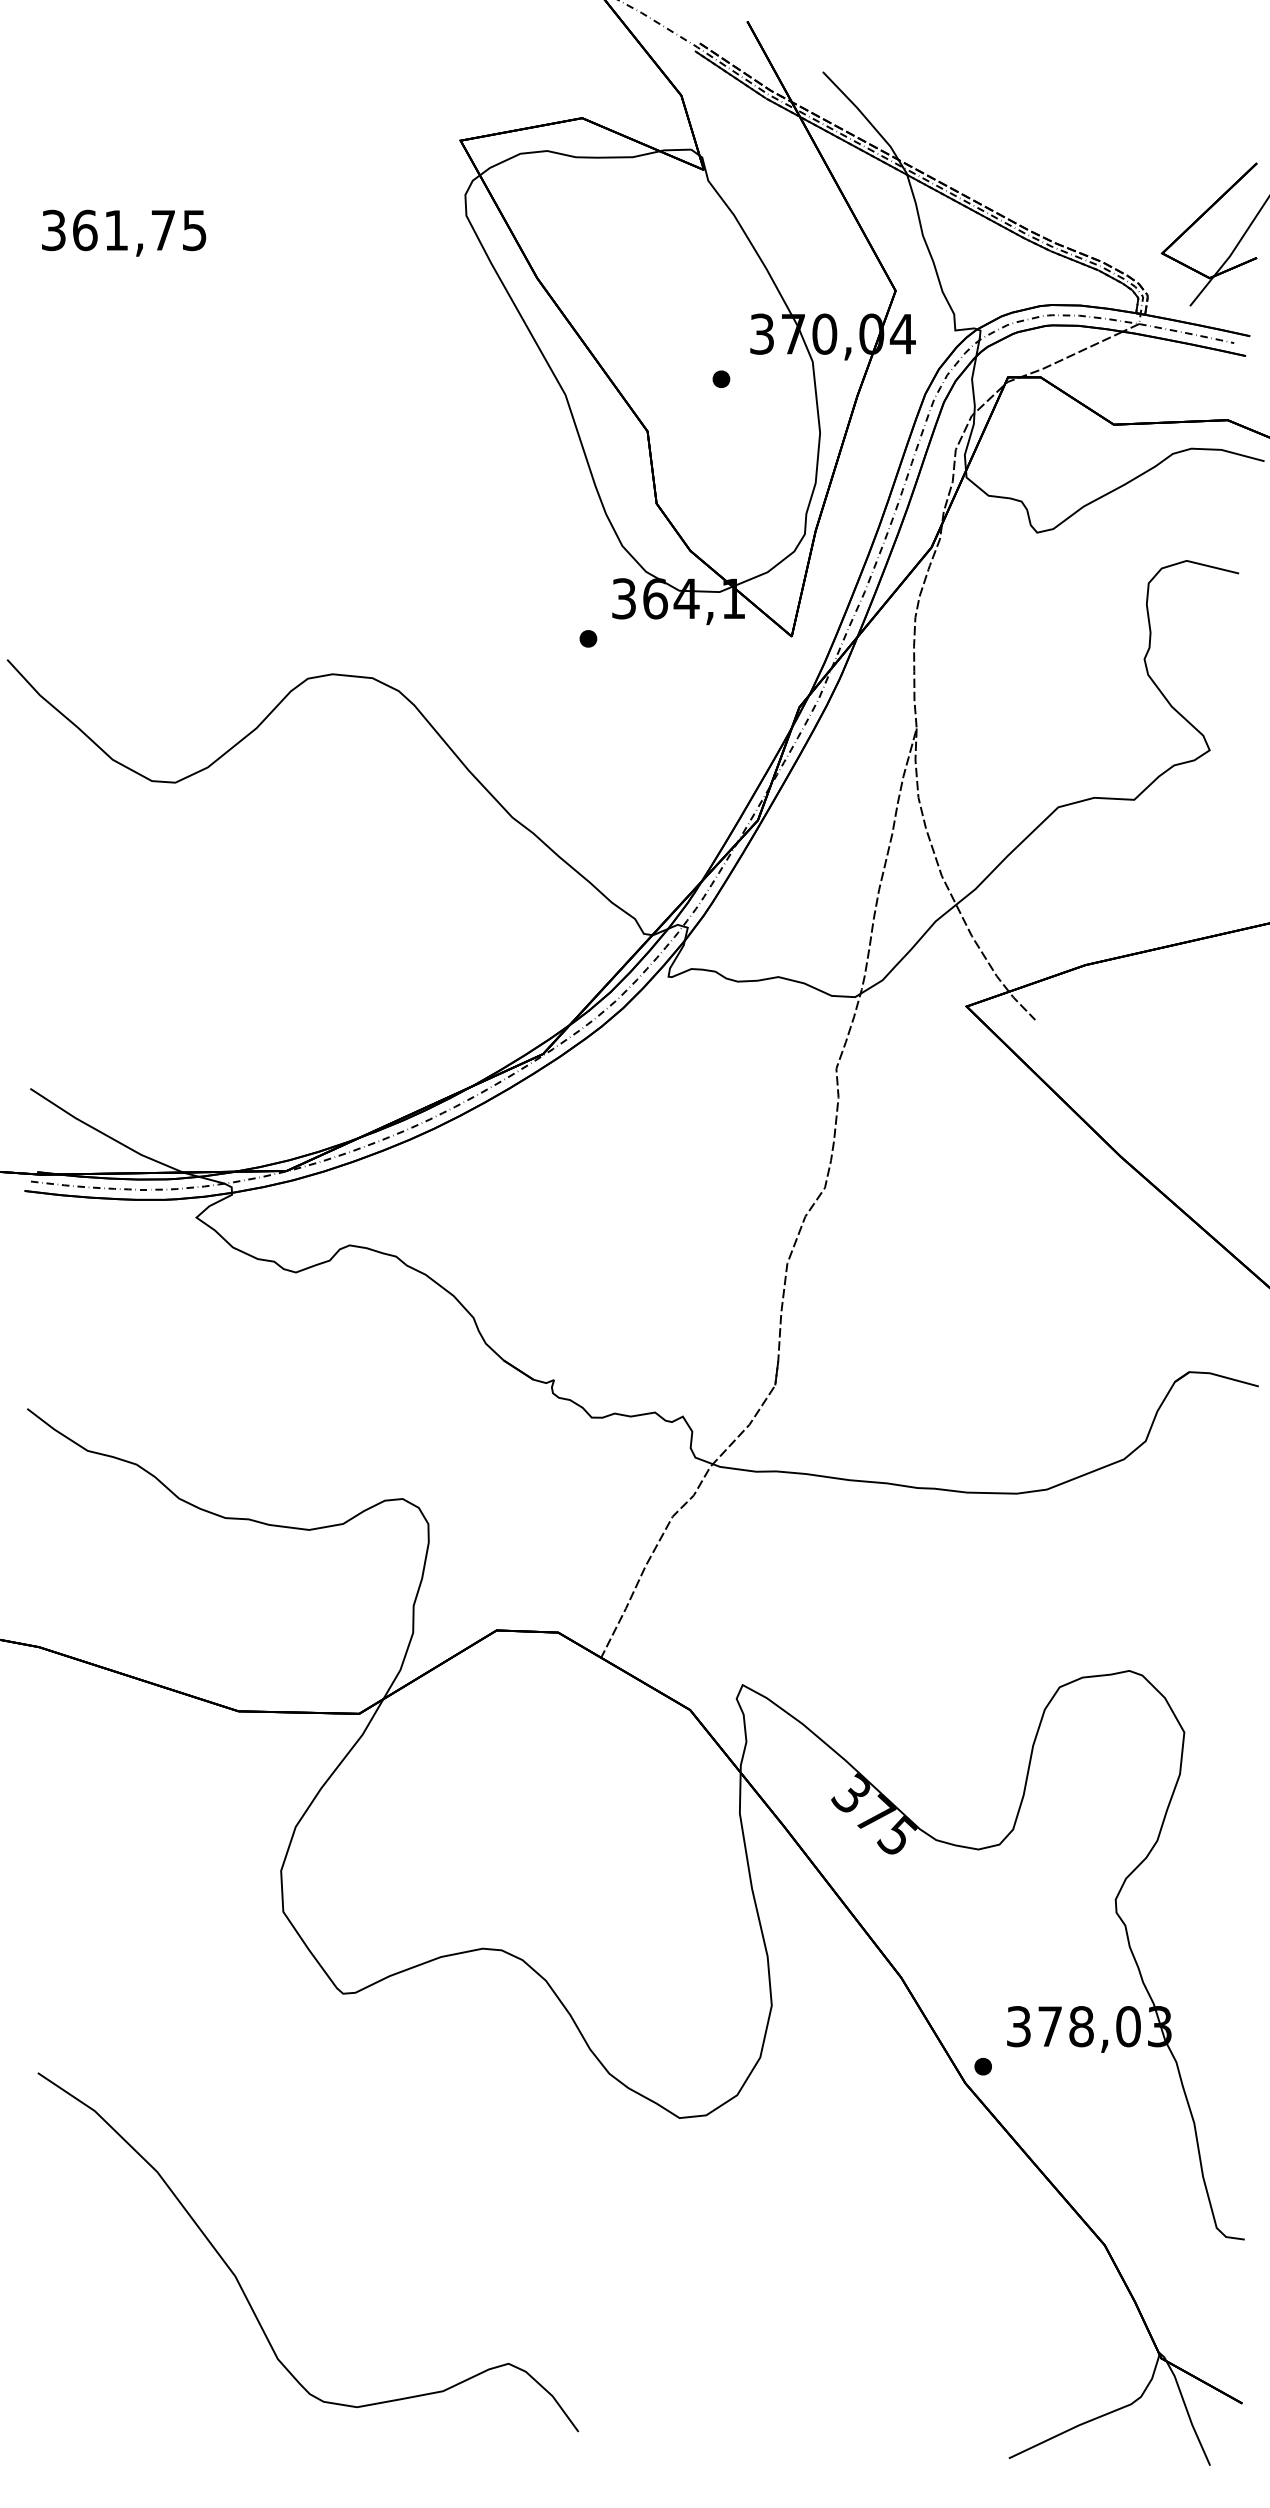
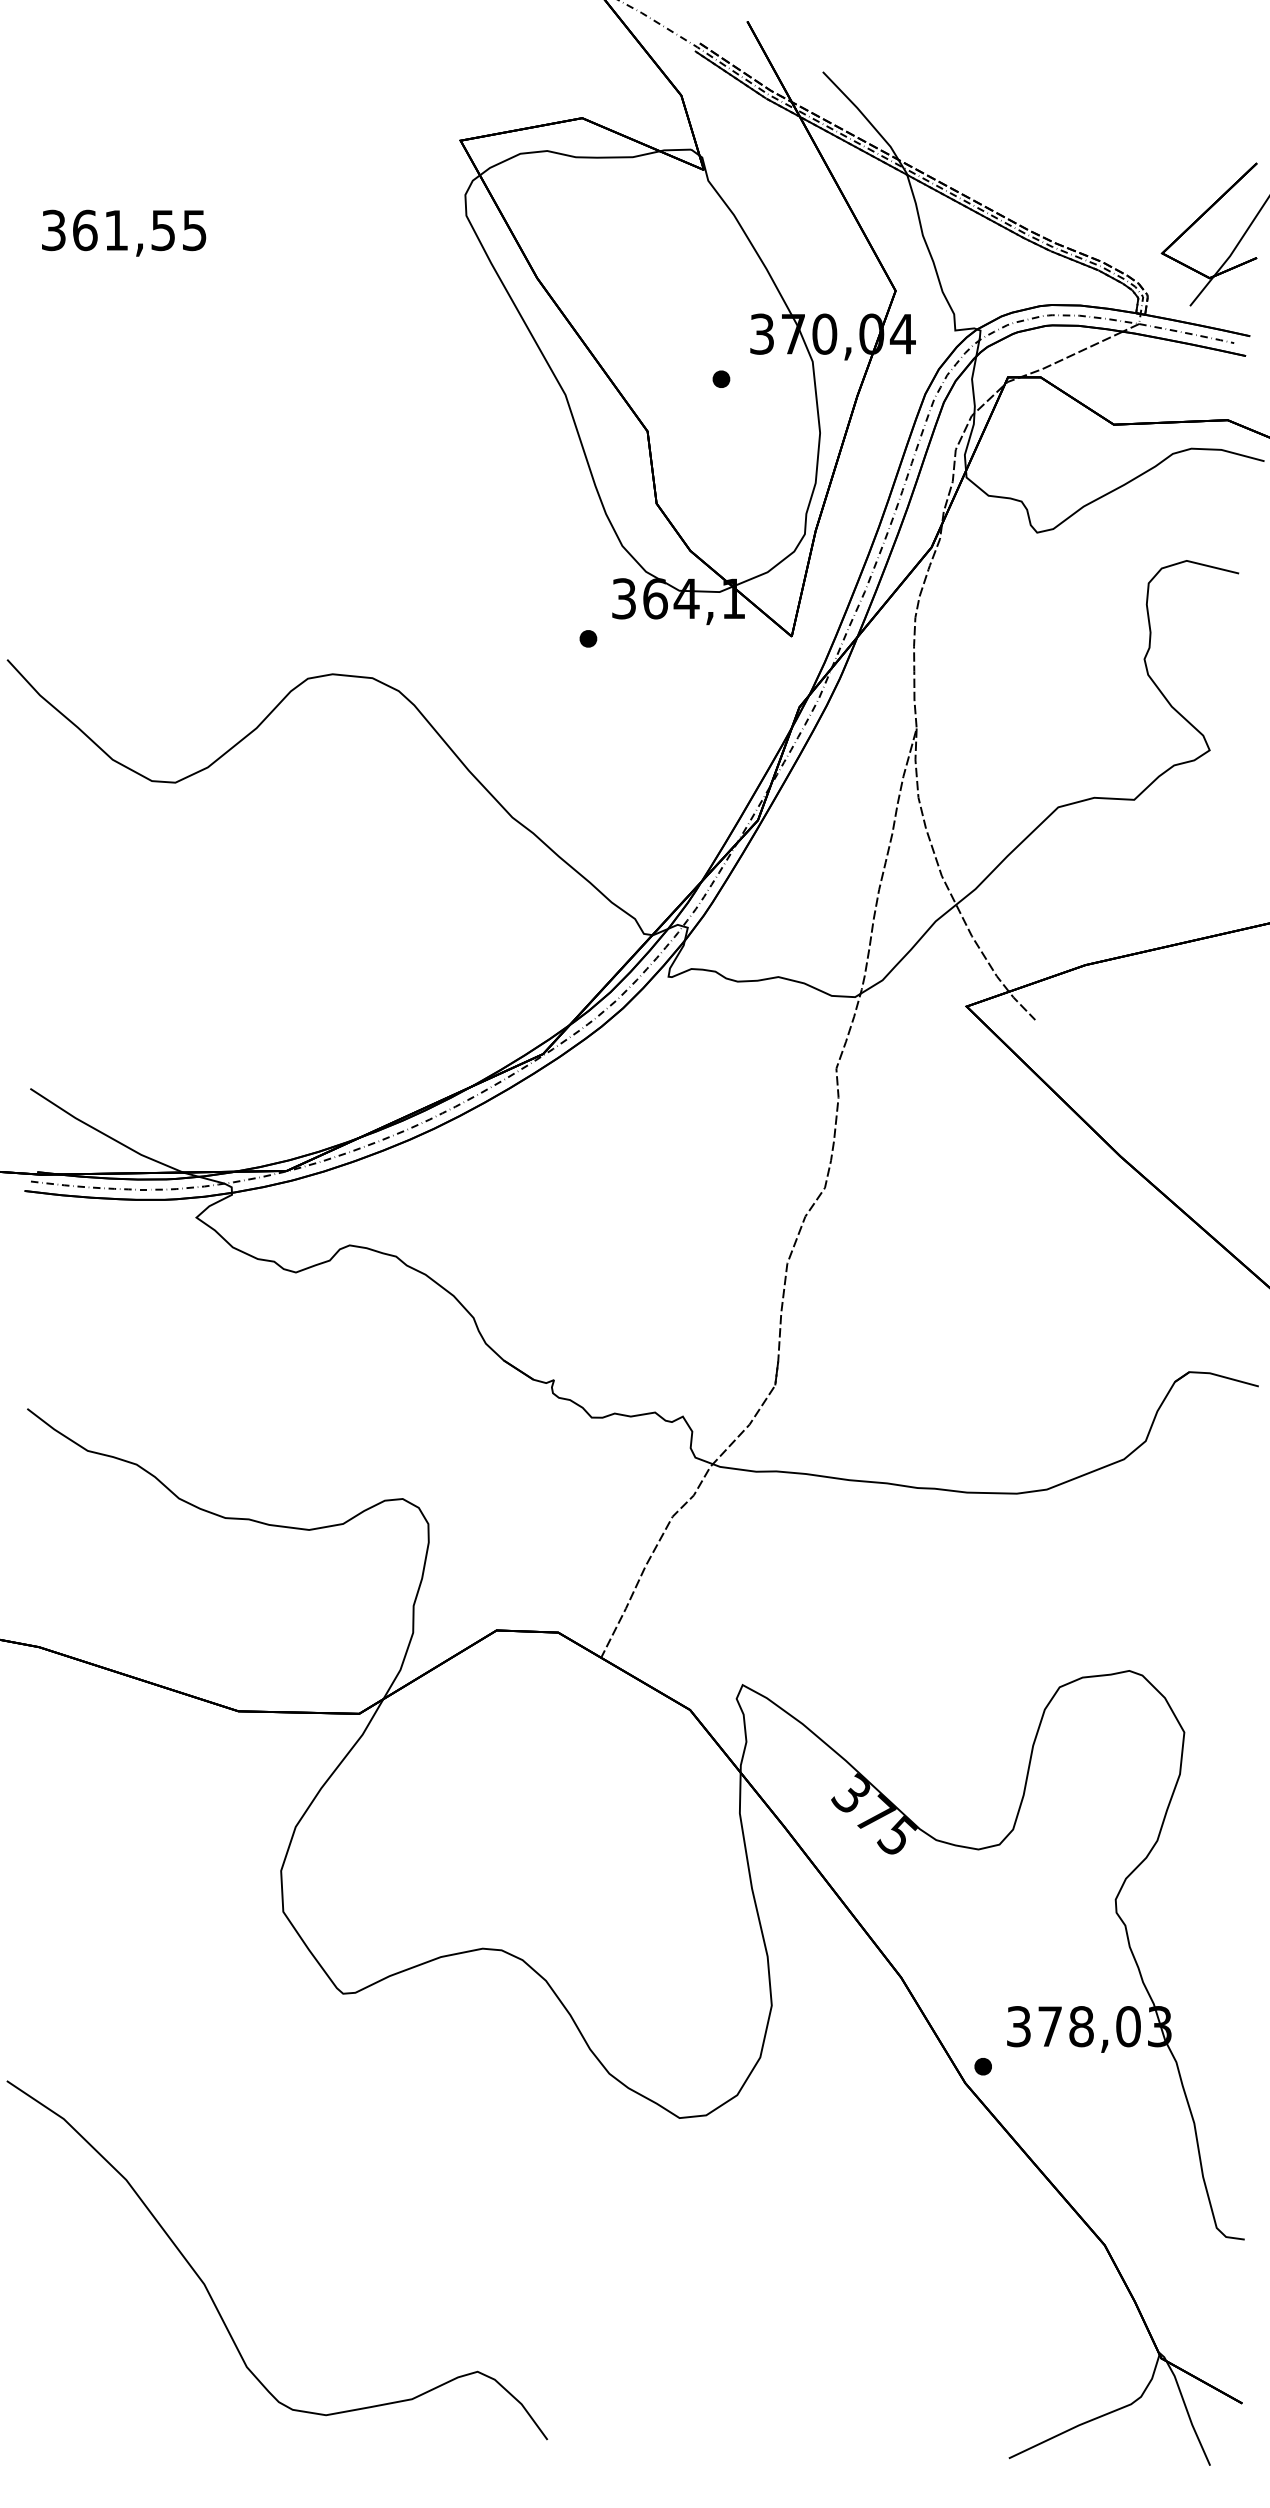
text: 361,75 -> 361,55 (162, 230)
curve position: (241, 2285) -> (210, 2293) (210, 2293)
